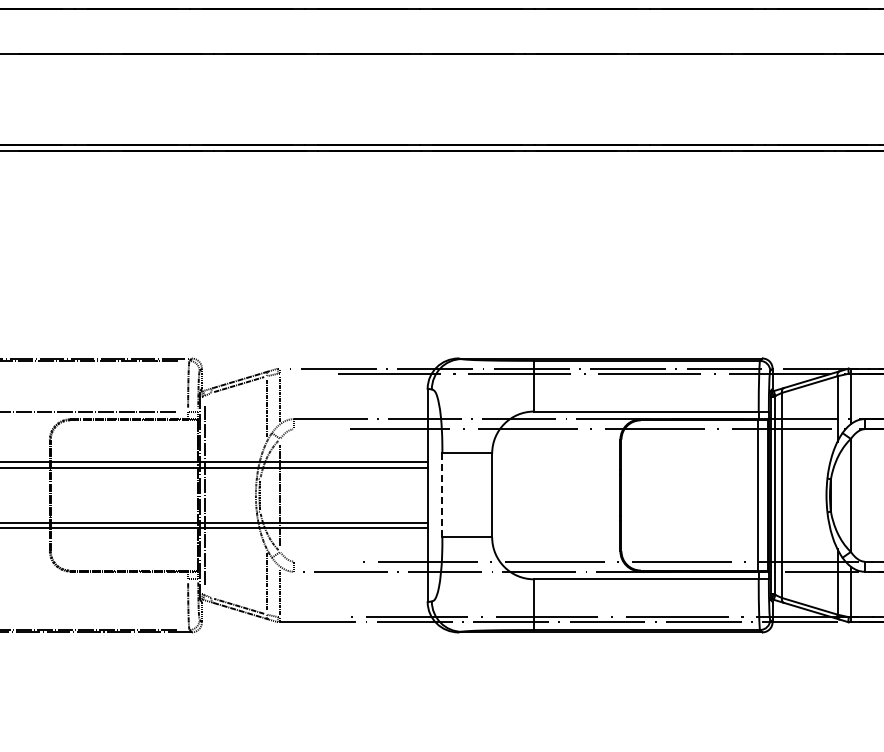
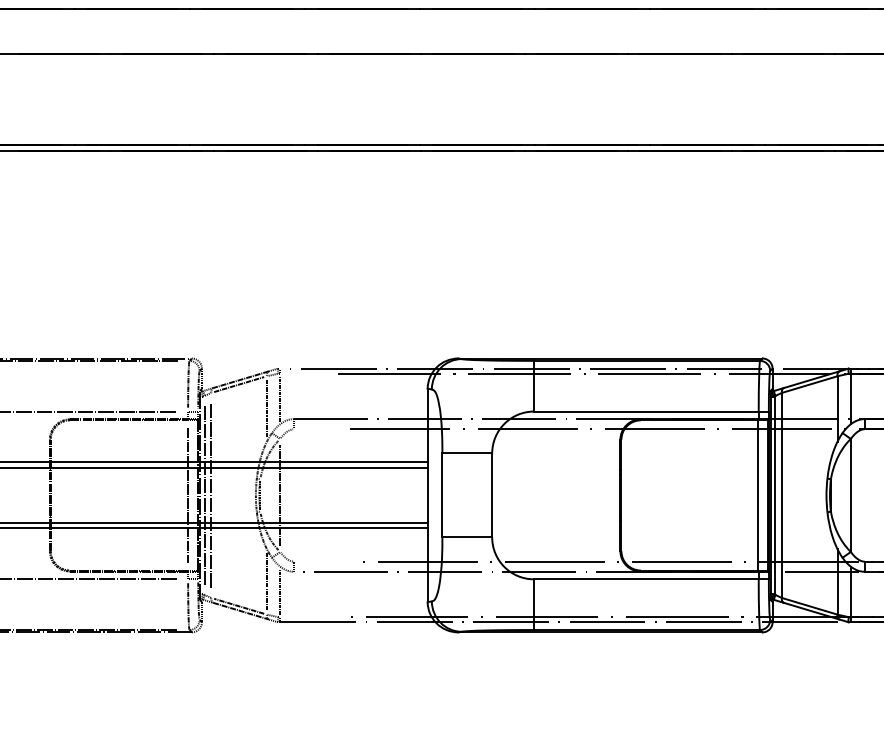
line: none -> present (187, 495)
line: none -> present (211, 495)
line: dashed -> solid (442, 495)
line: none -> present (89, 579)
